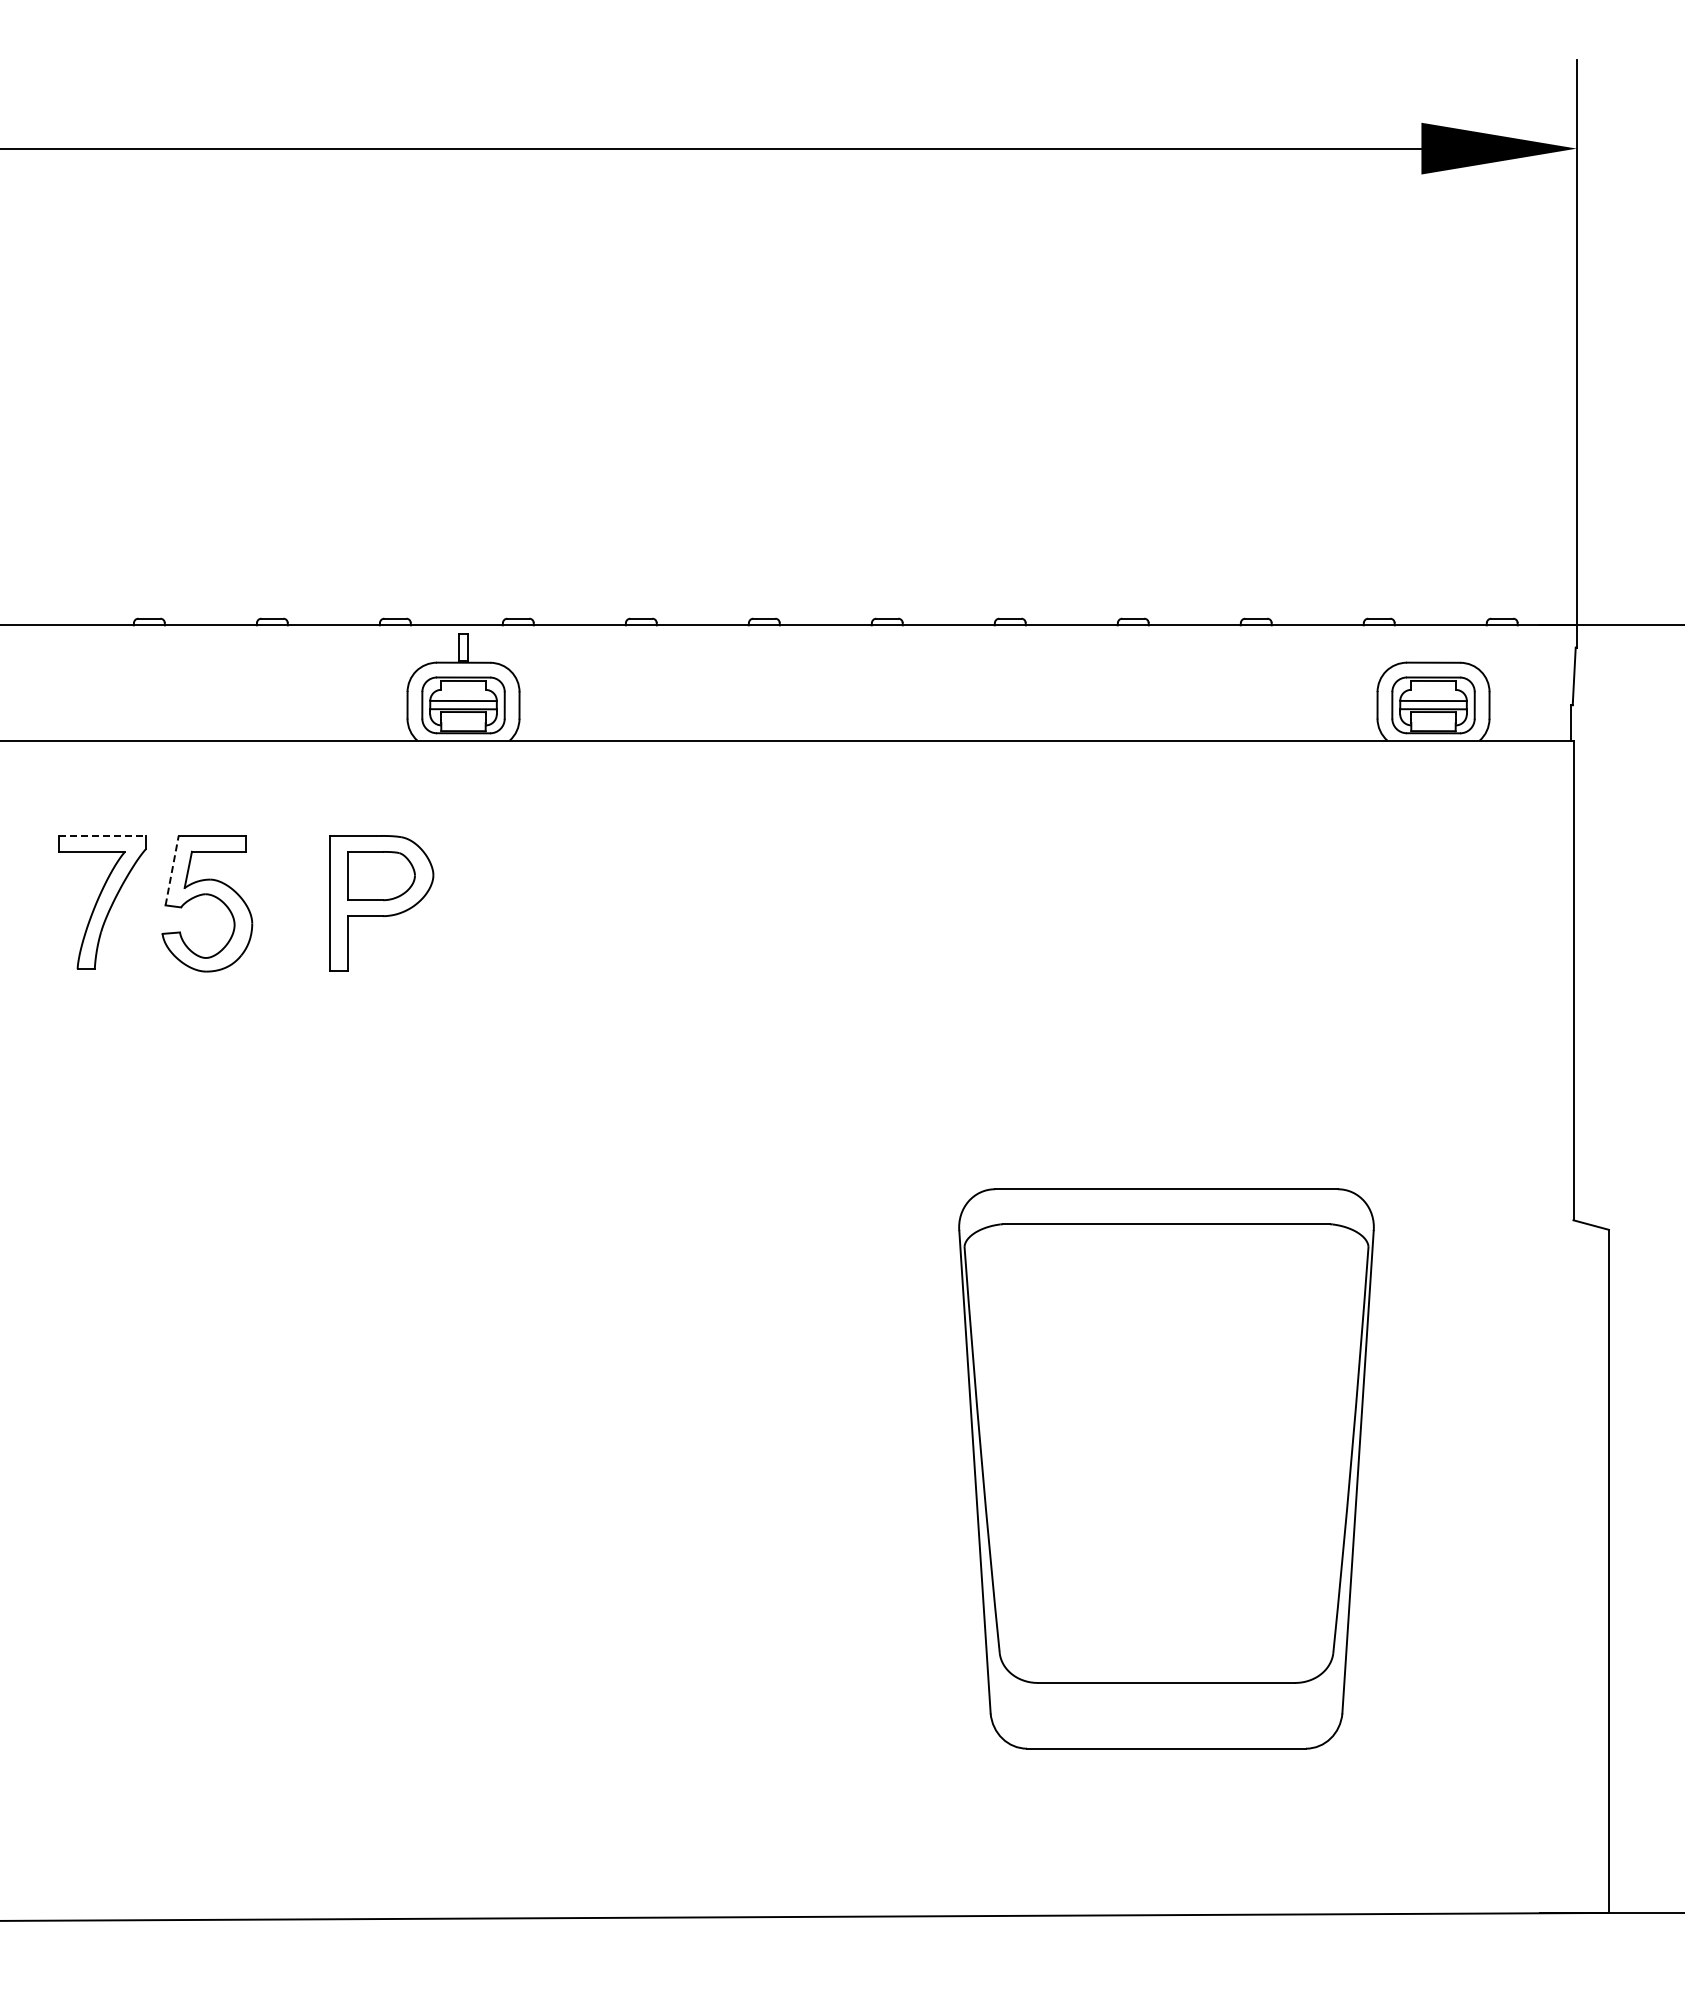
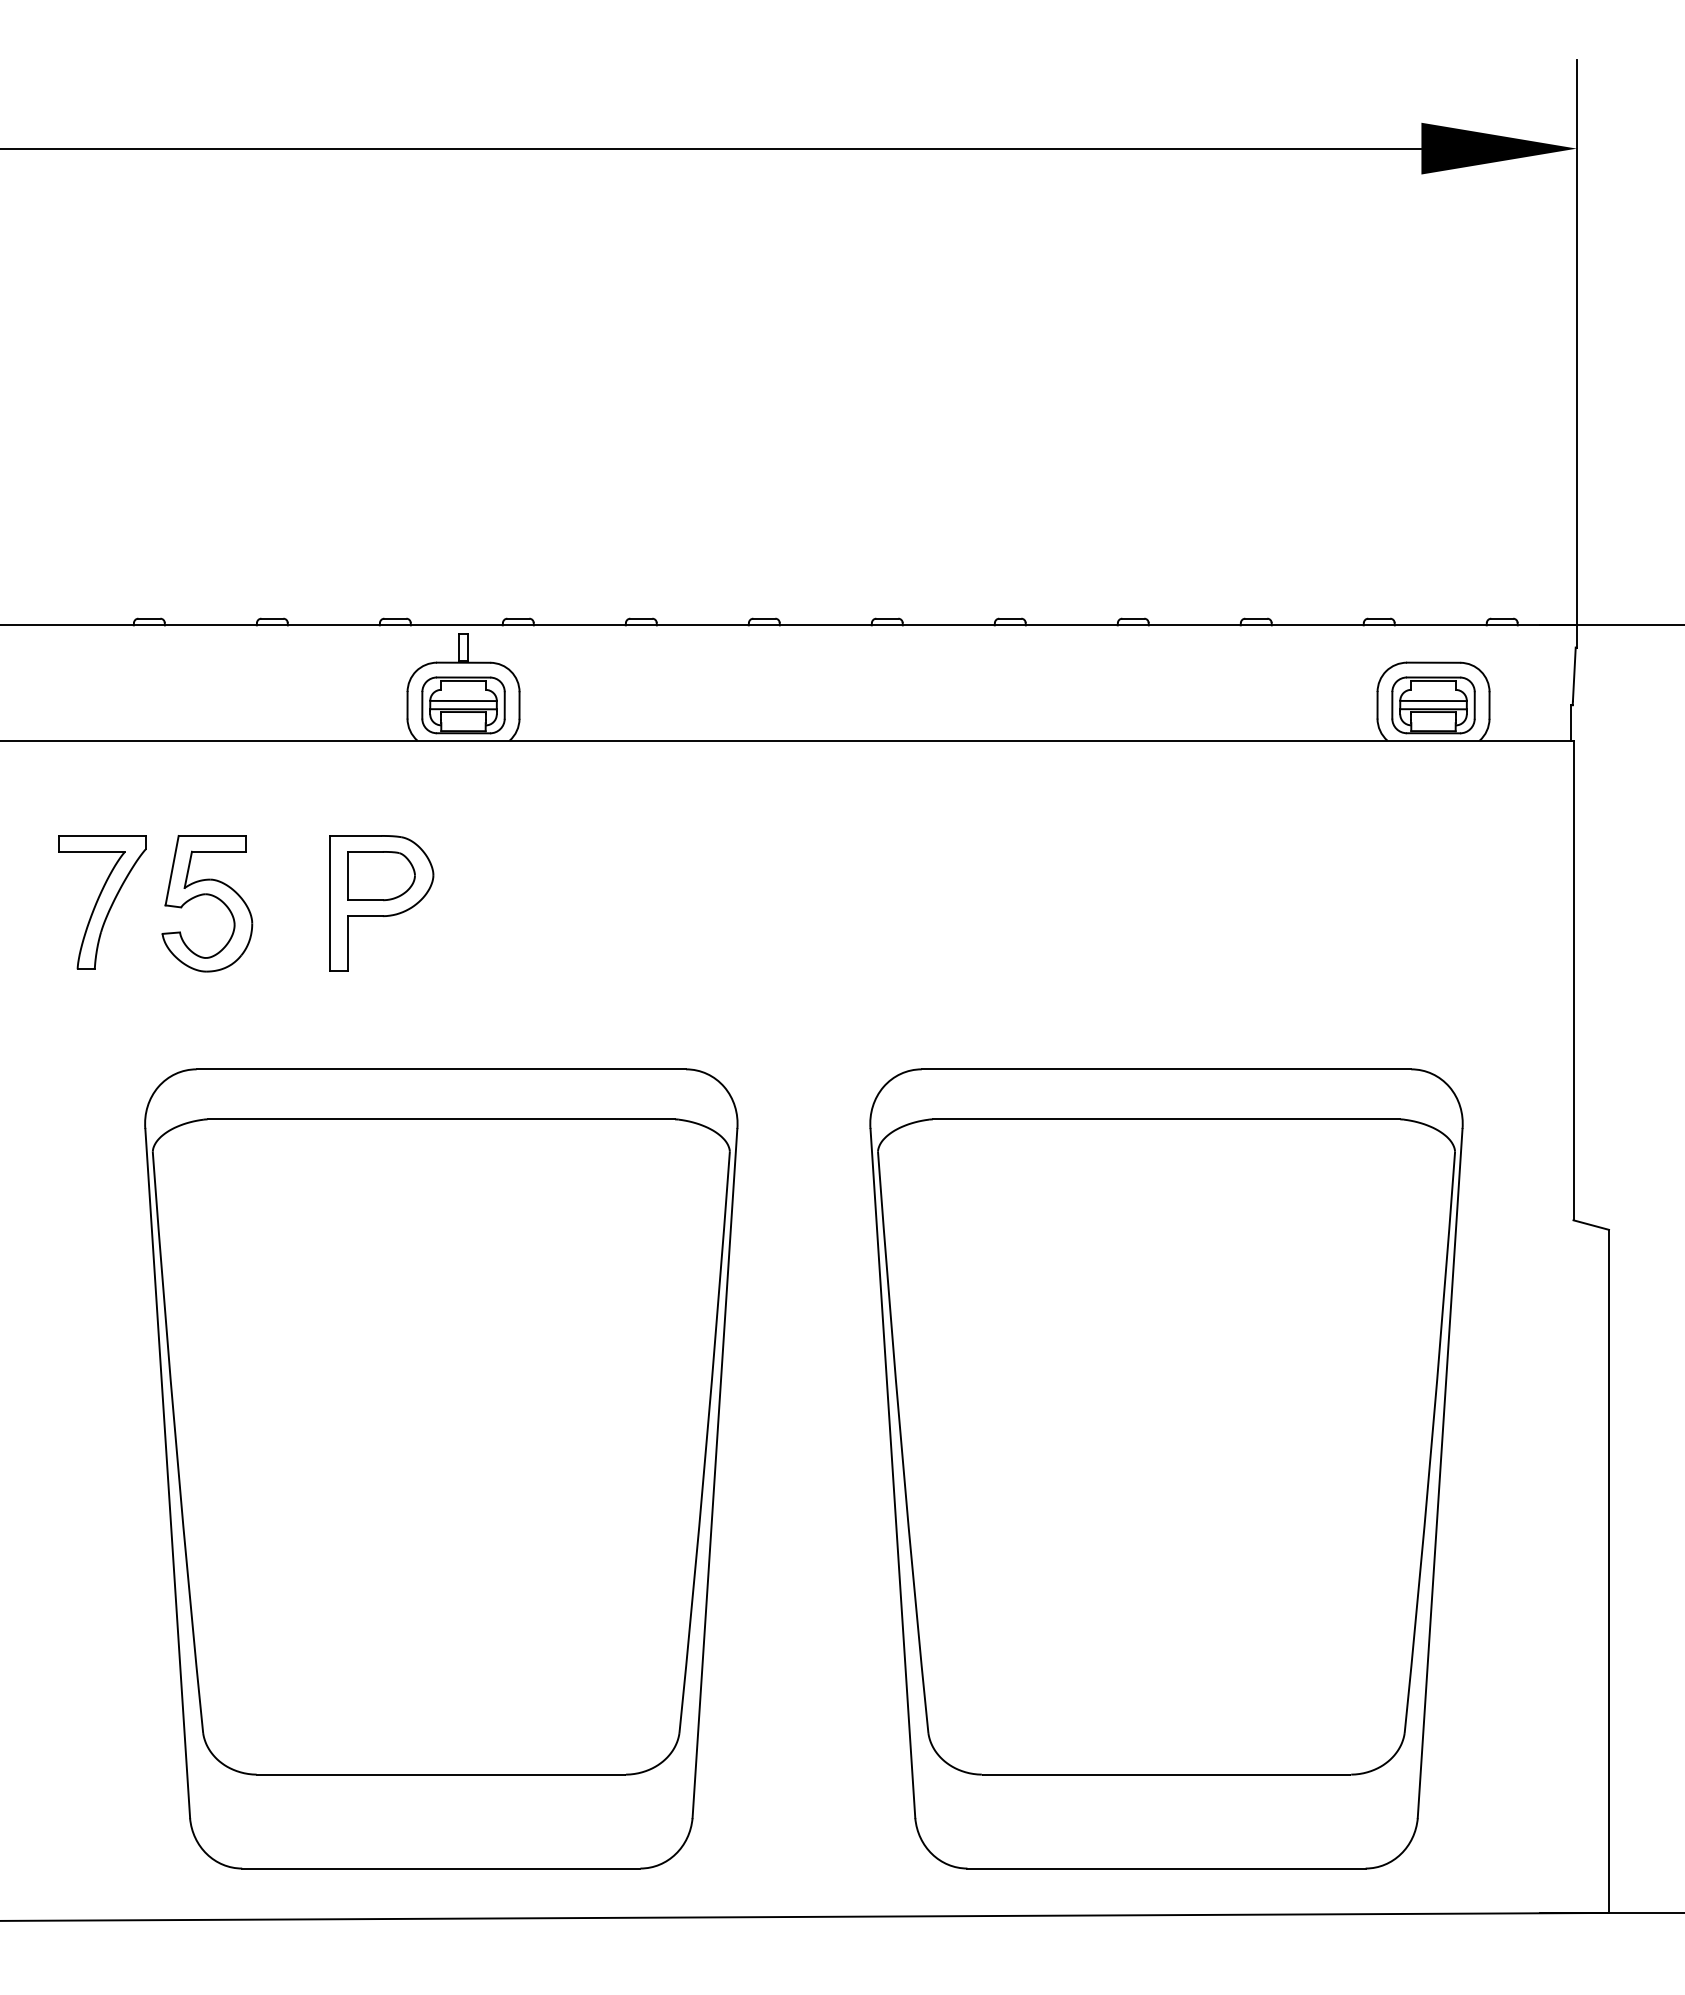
line: dashed -> solid (102, 835)
line: dashed -> solid (172, 870)
part: none -> present (441, 1468)
part size: 417x562 px -> 595x802 px (1166, 1468)
